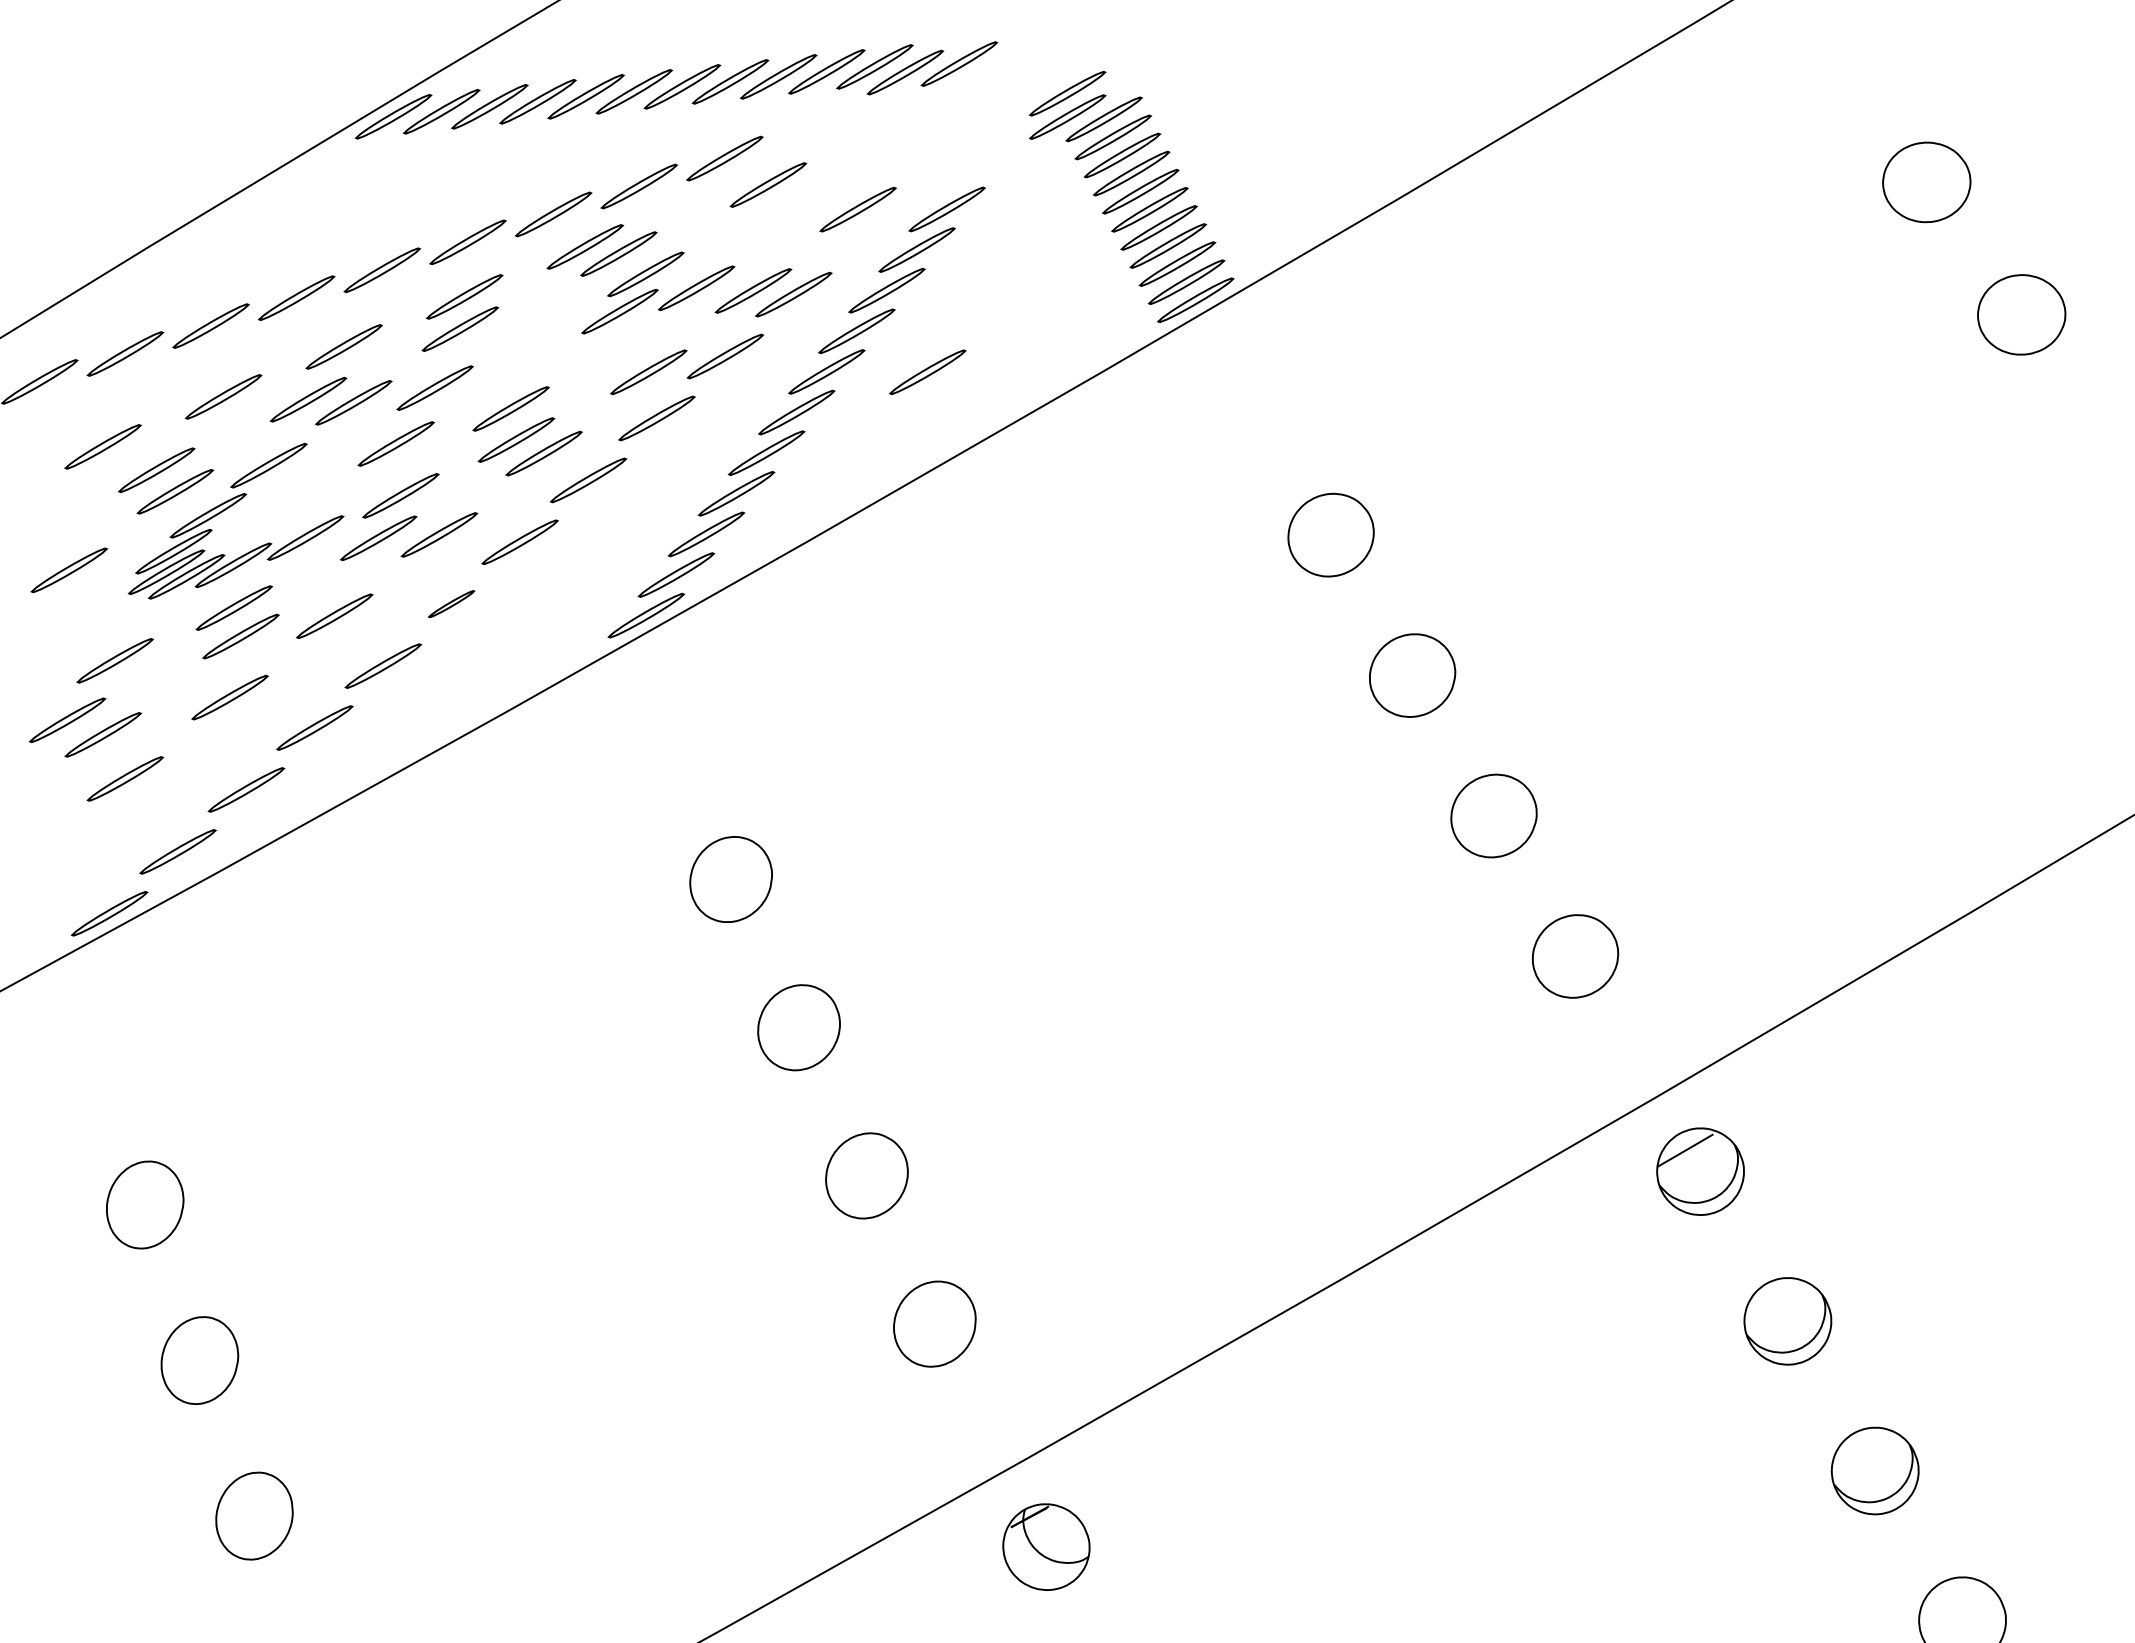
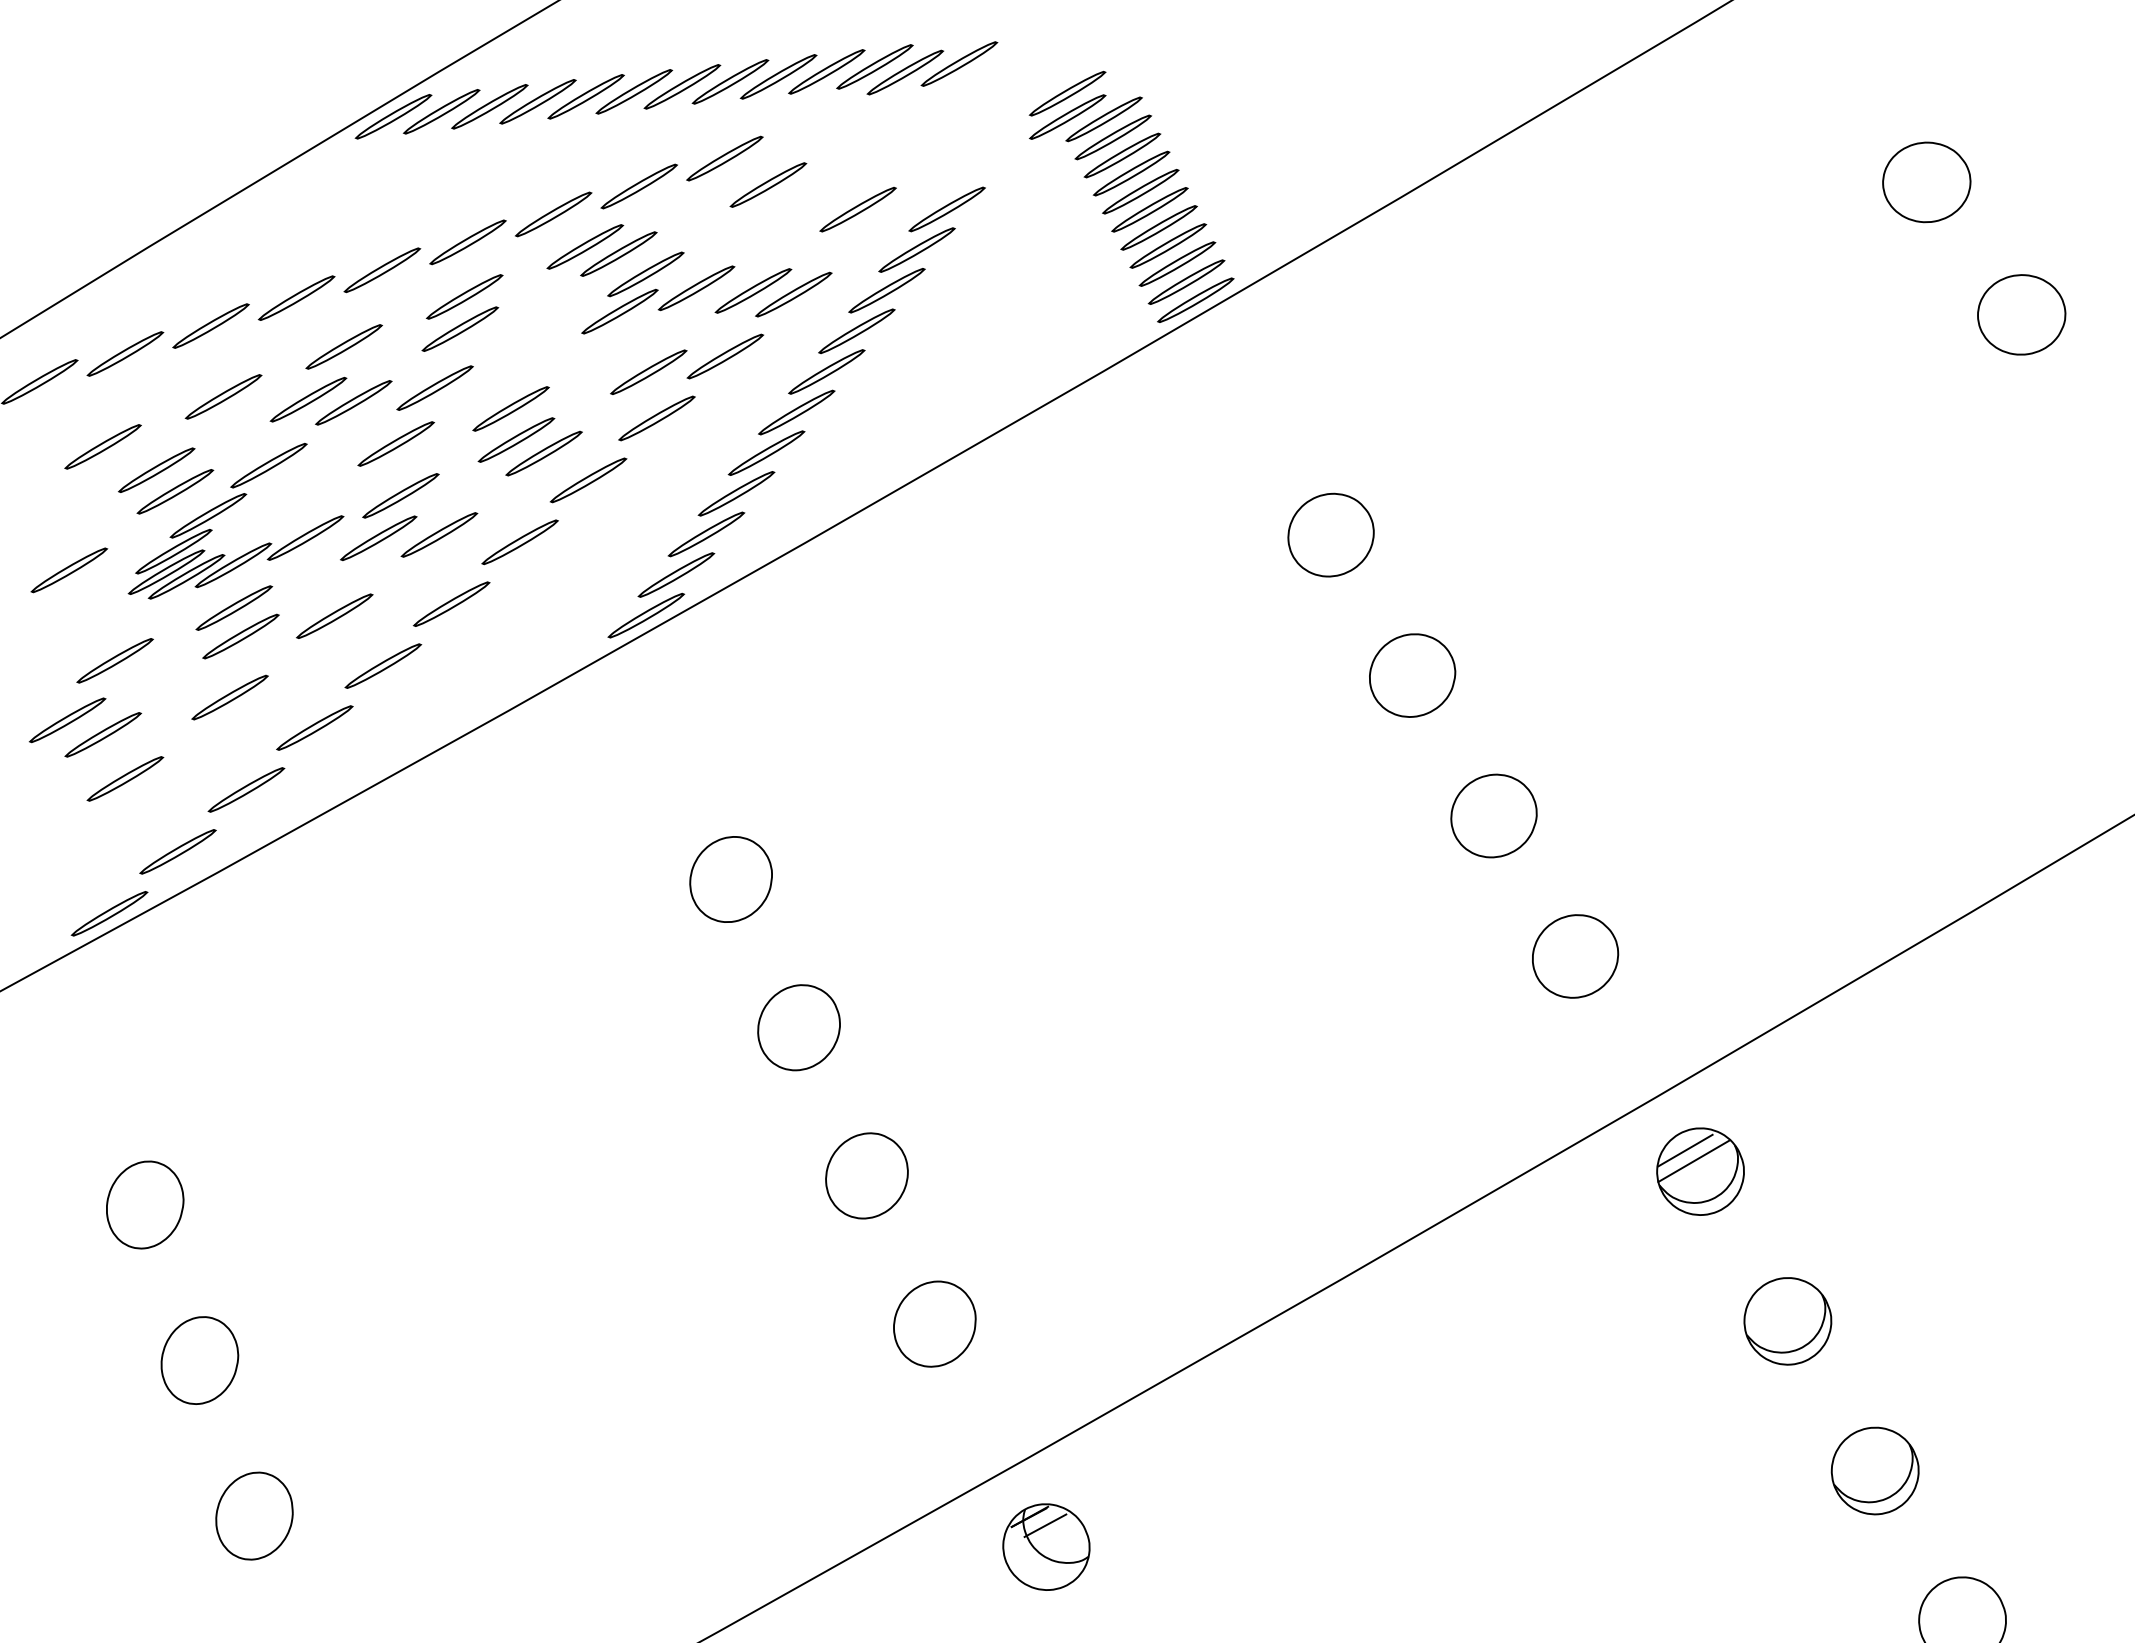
part: present -> none (927, 371)
part size: 49x29 px -> 79x46 px (451, 603)
line: none -> present (1693, 1161)
line: none -> present (1045, 1525)
